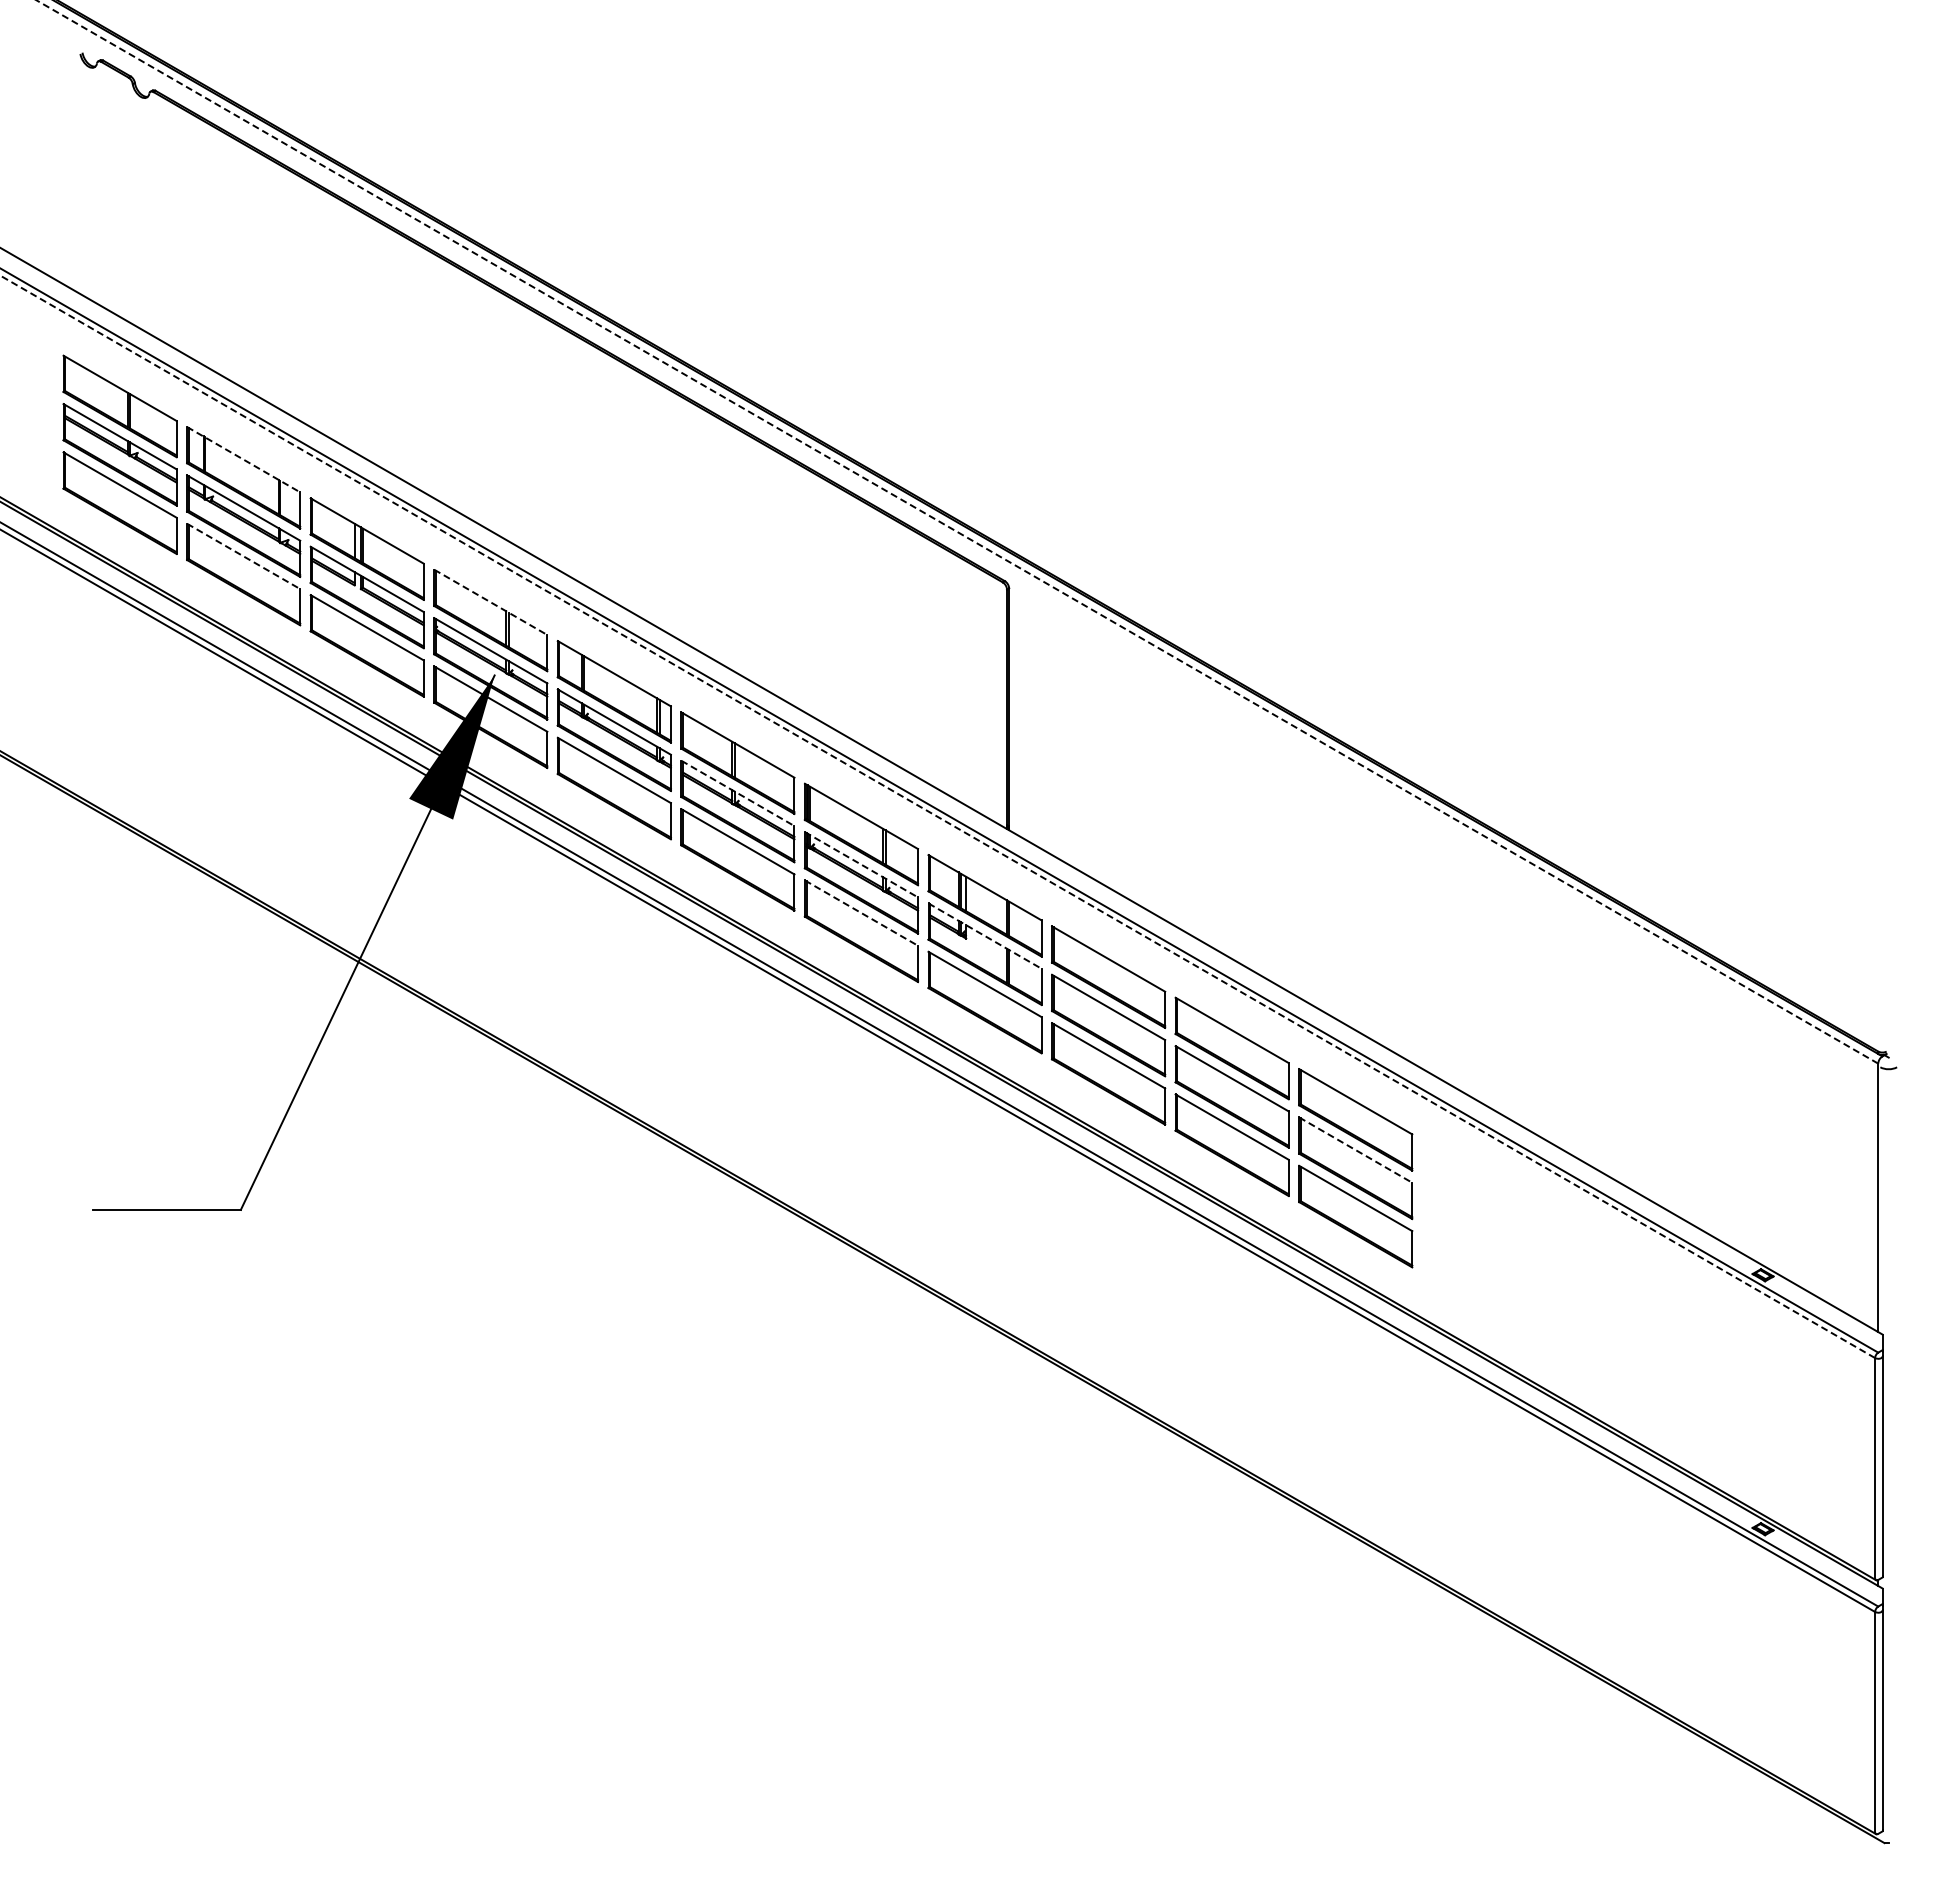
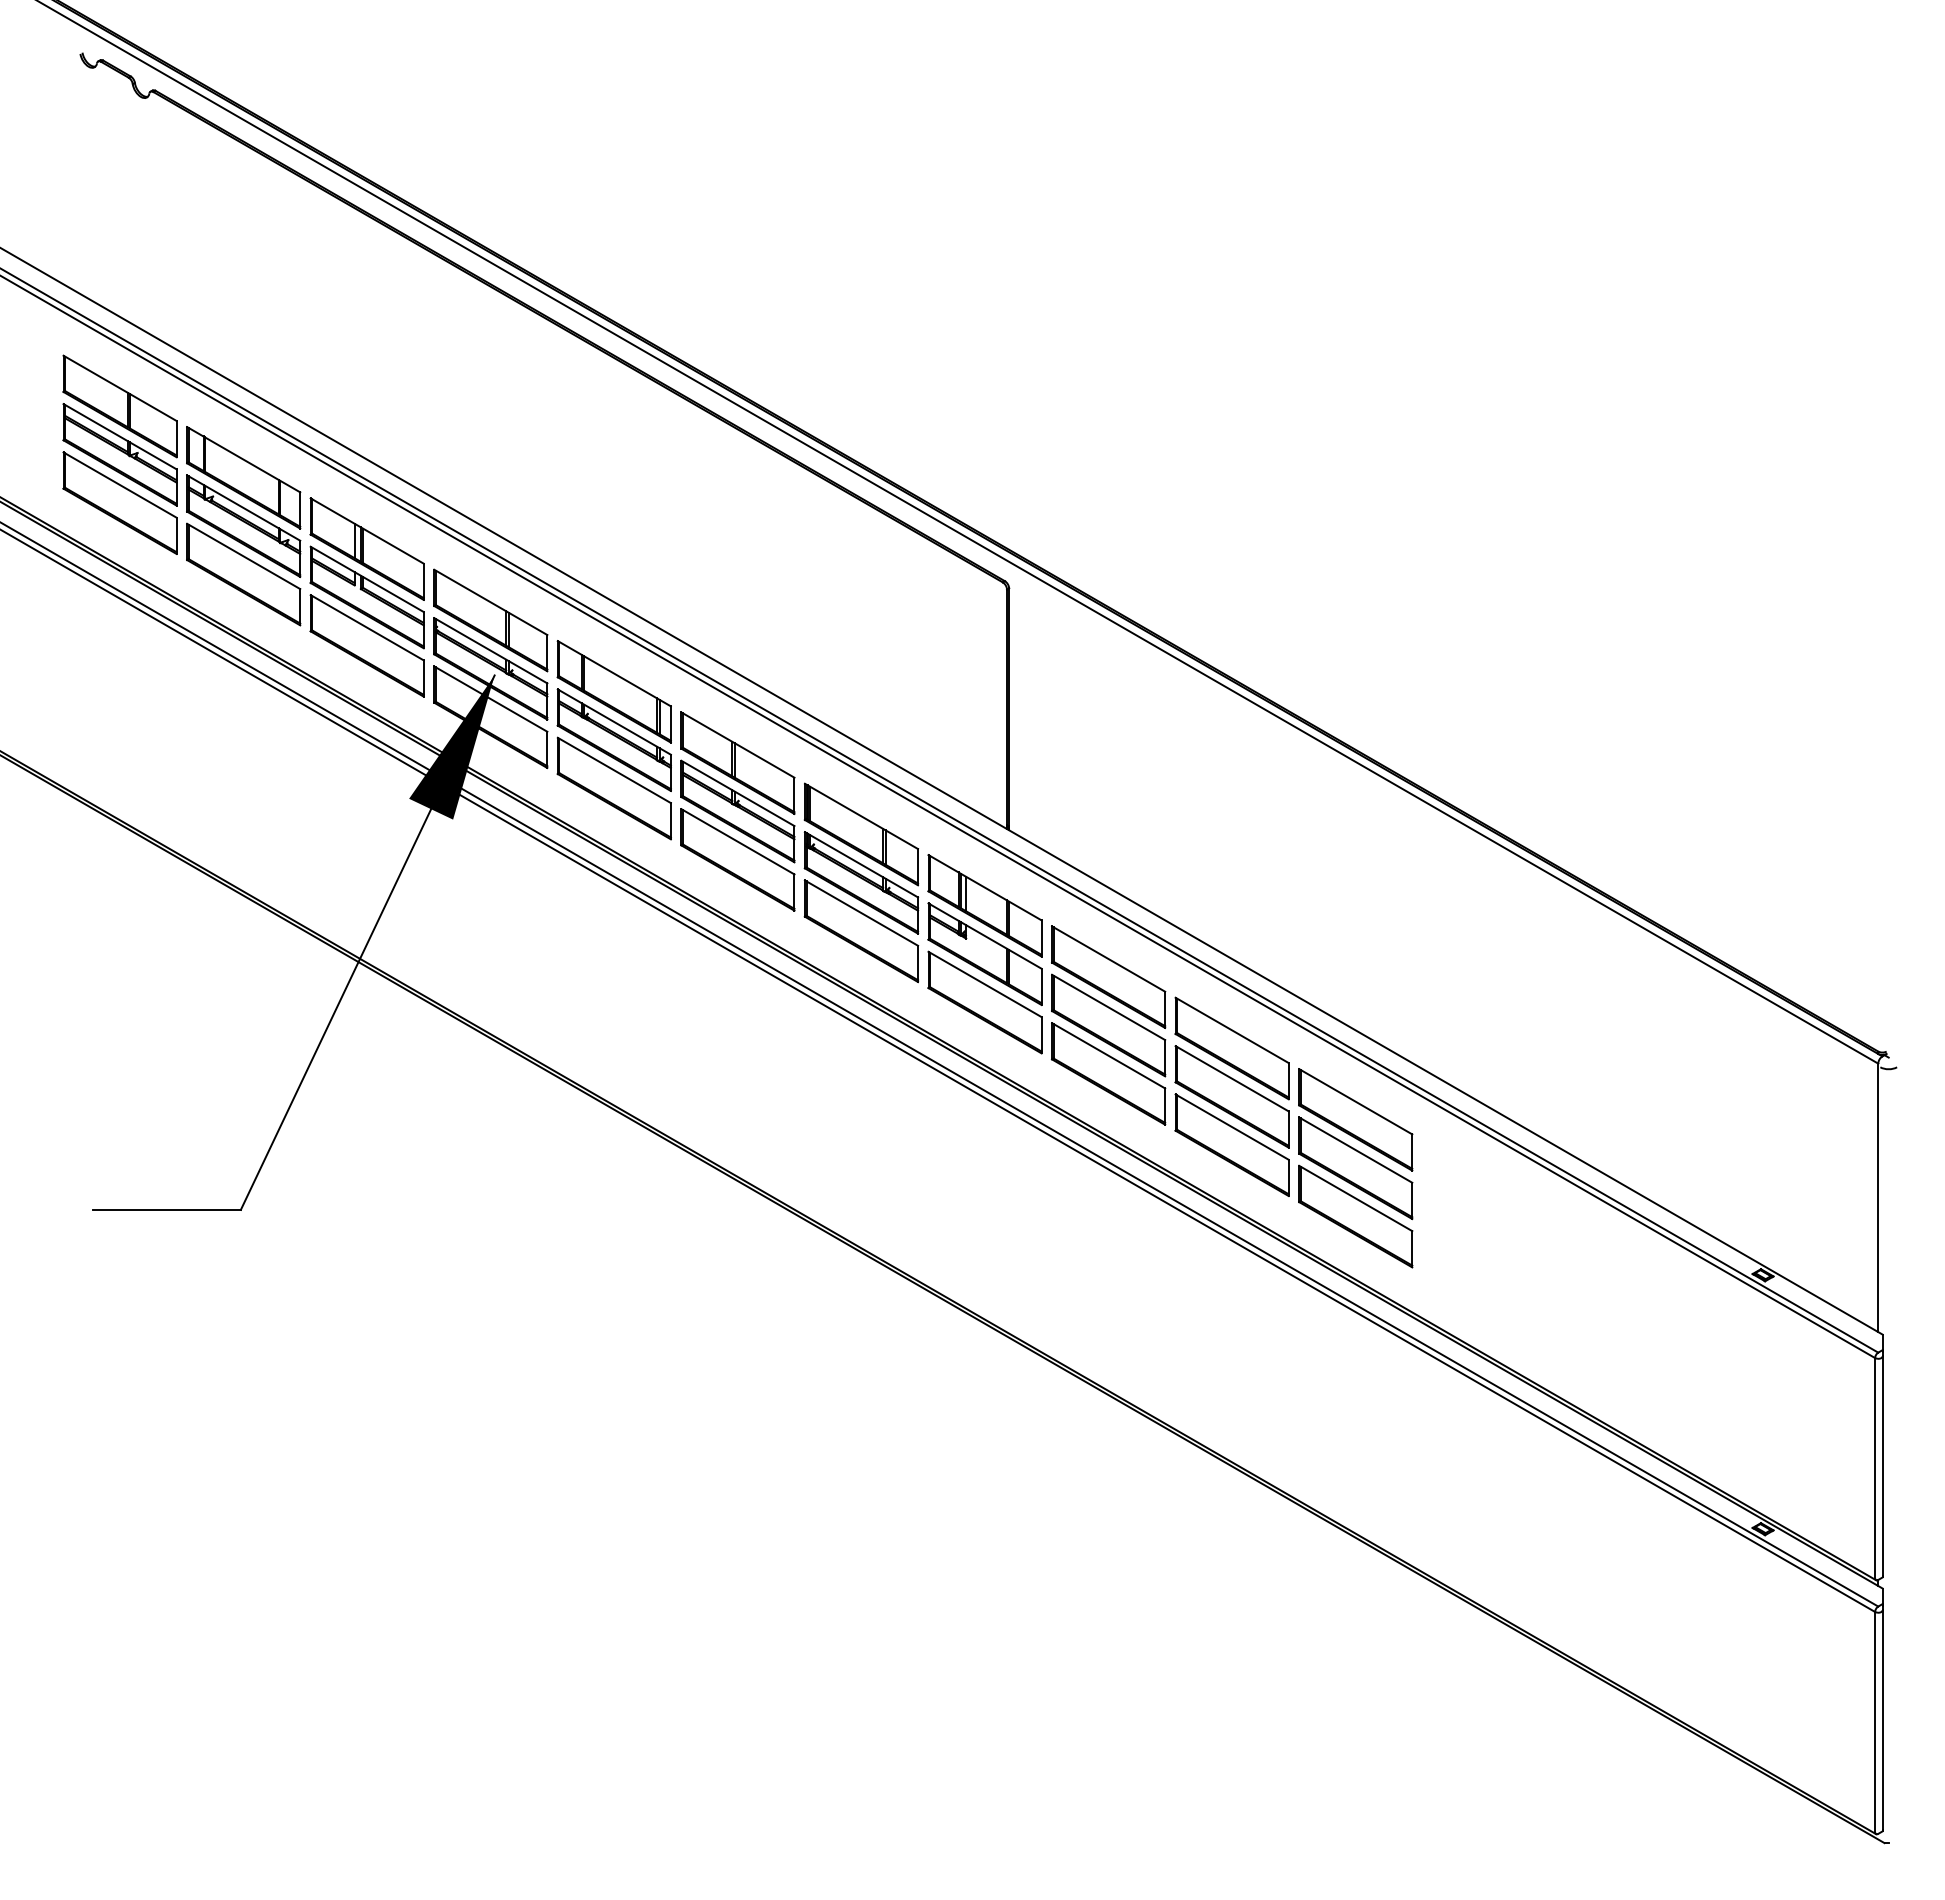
line: dashed -> solid (244, 459)
line: dashed -> solid (956, 531)
line: dashed -> solid (244, 556)
line: dashed -> solid (491, 602)
line: dashed -> solid (738, 793)
line: dashed -> solid (937, 816)
line: dashed -> solid (861, 865)
line: dashed -> solid (861, 913)
line: dashed -> solid (985, 936)
line: dashed -> solid (1356, 1150)
